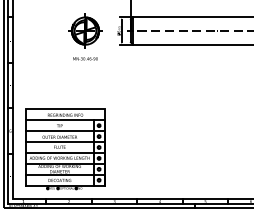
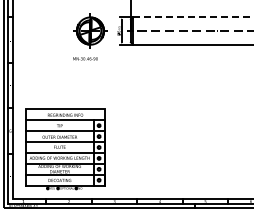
line: solid -> dashed (193, 17)
part position: (85, 30) -> (90, 30) (90, 30)
